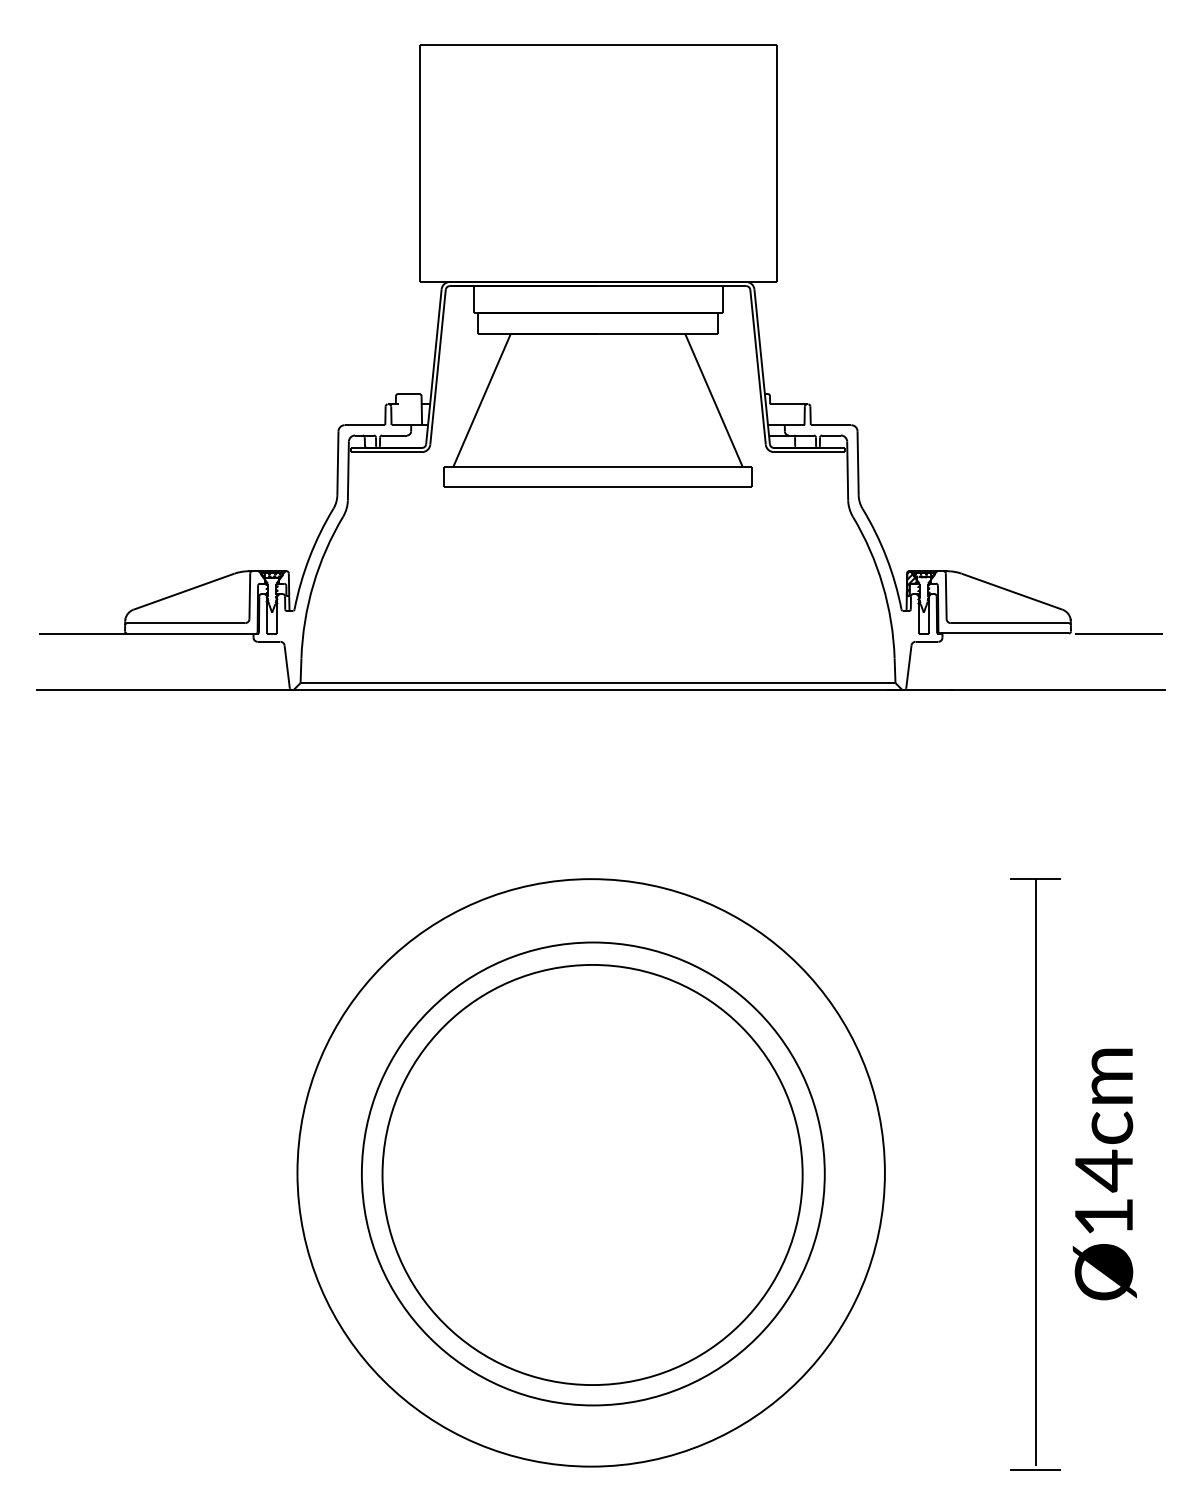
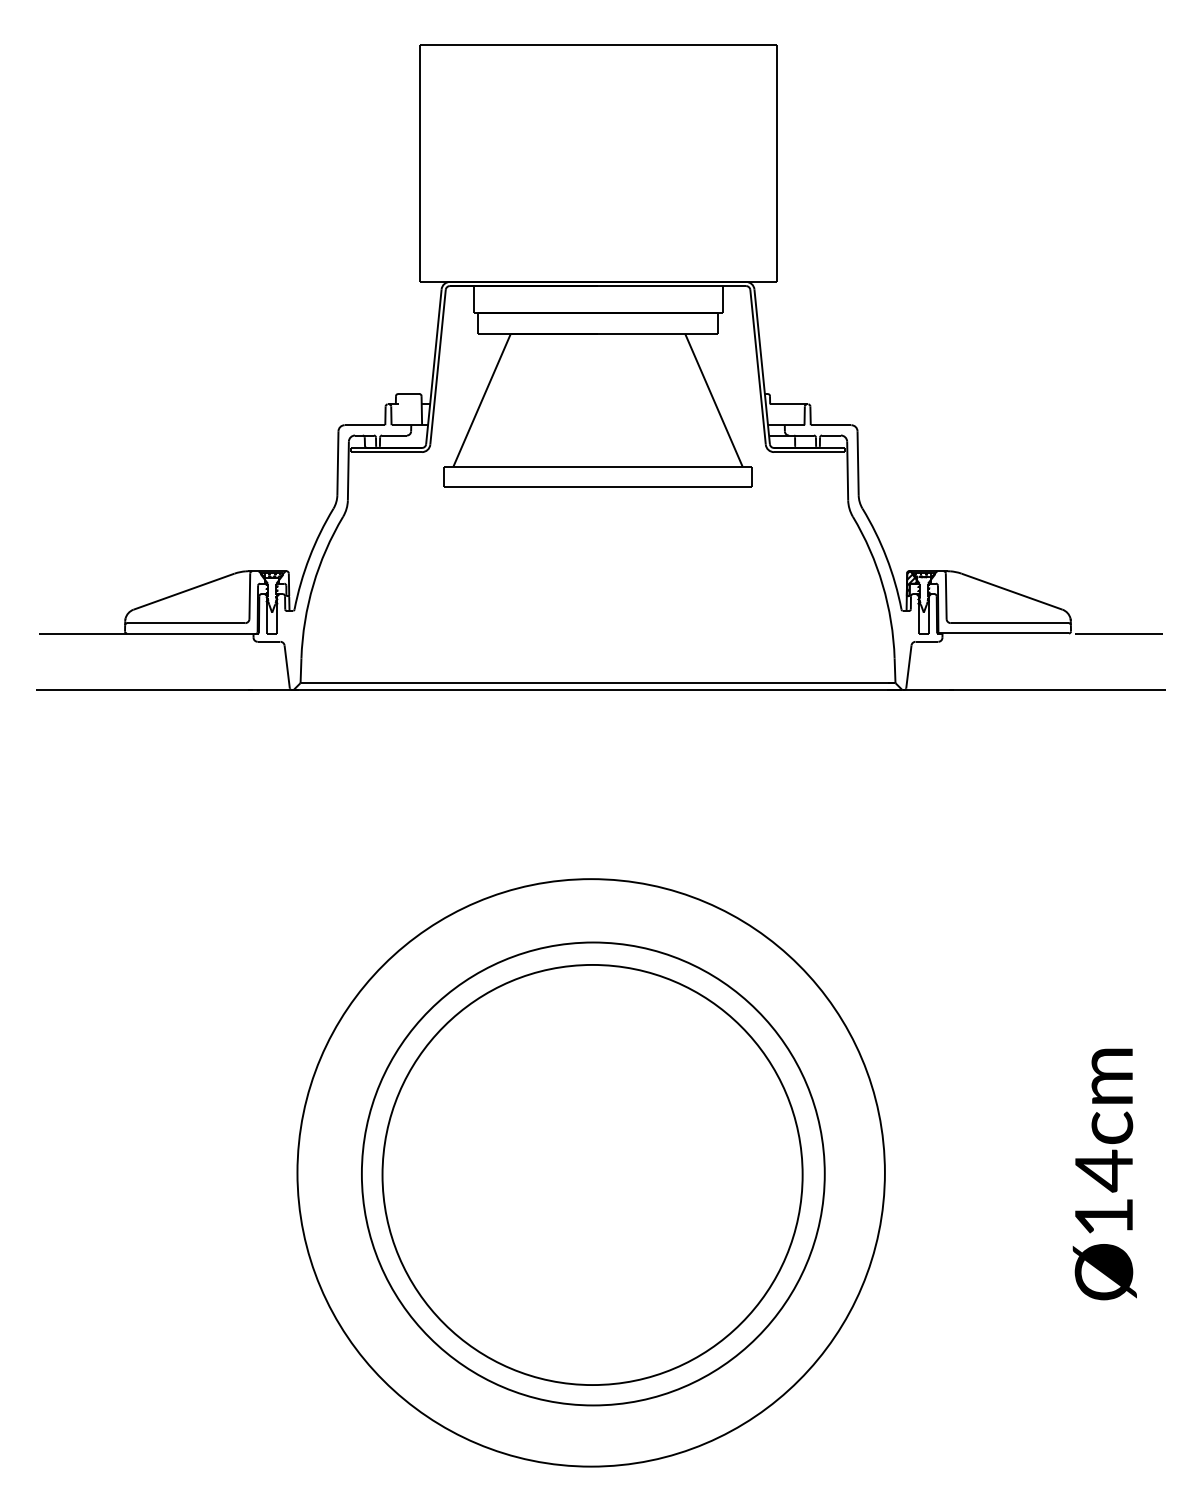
part: present -> none (1035, 1174)
